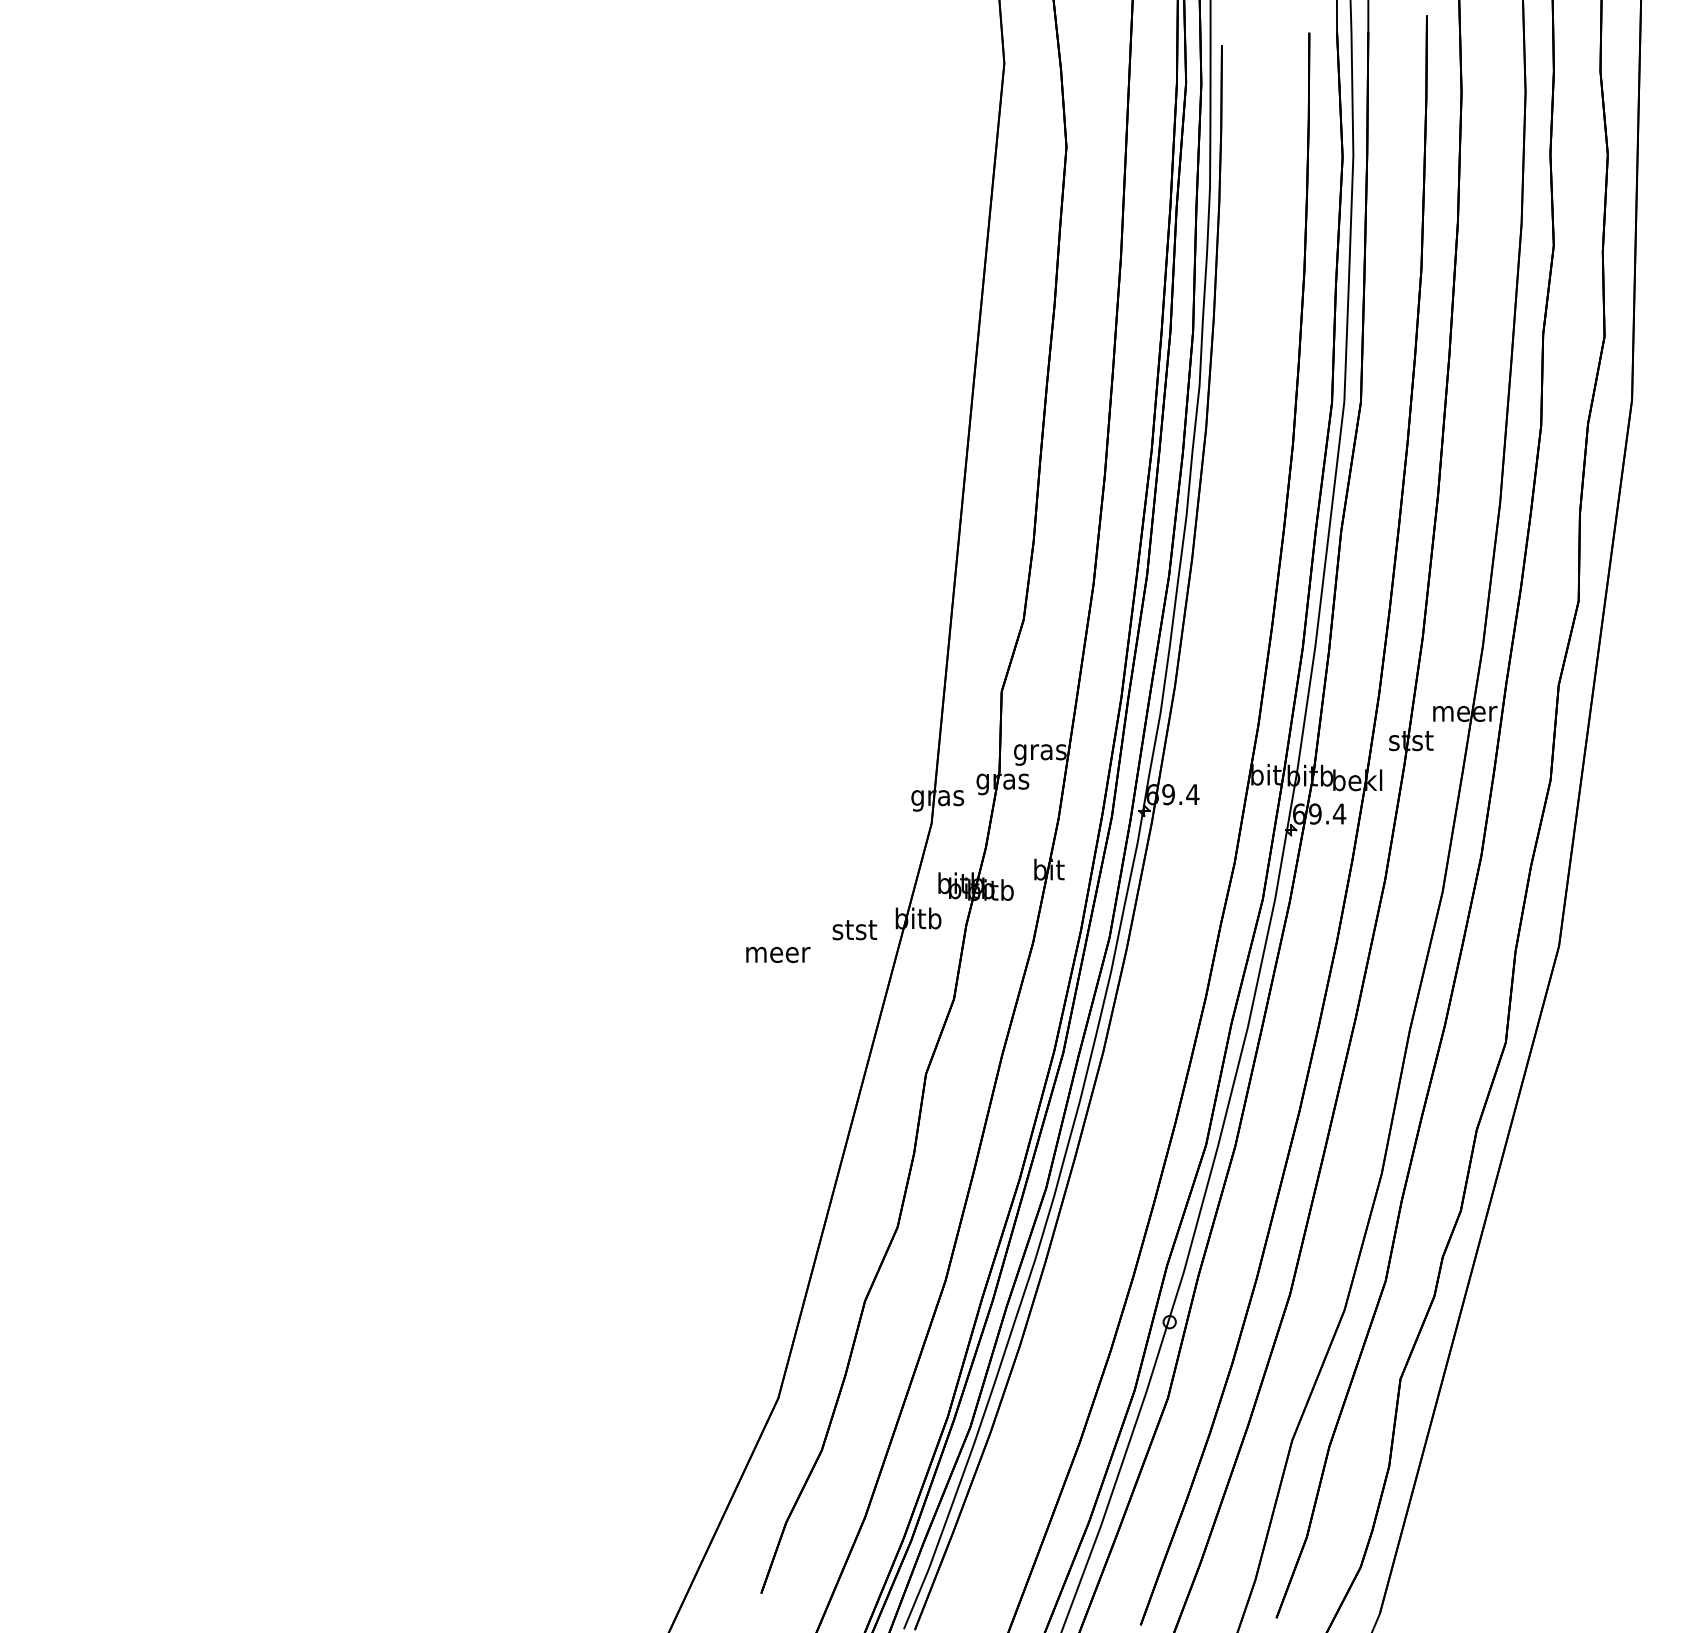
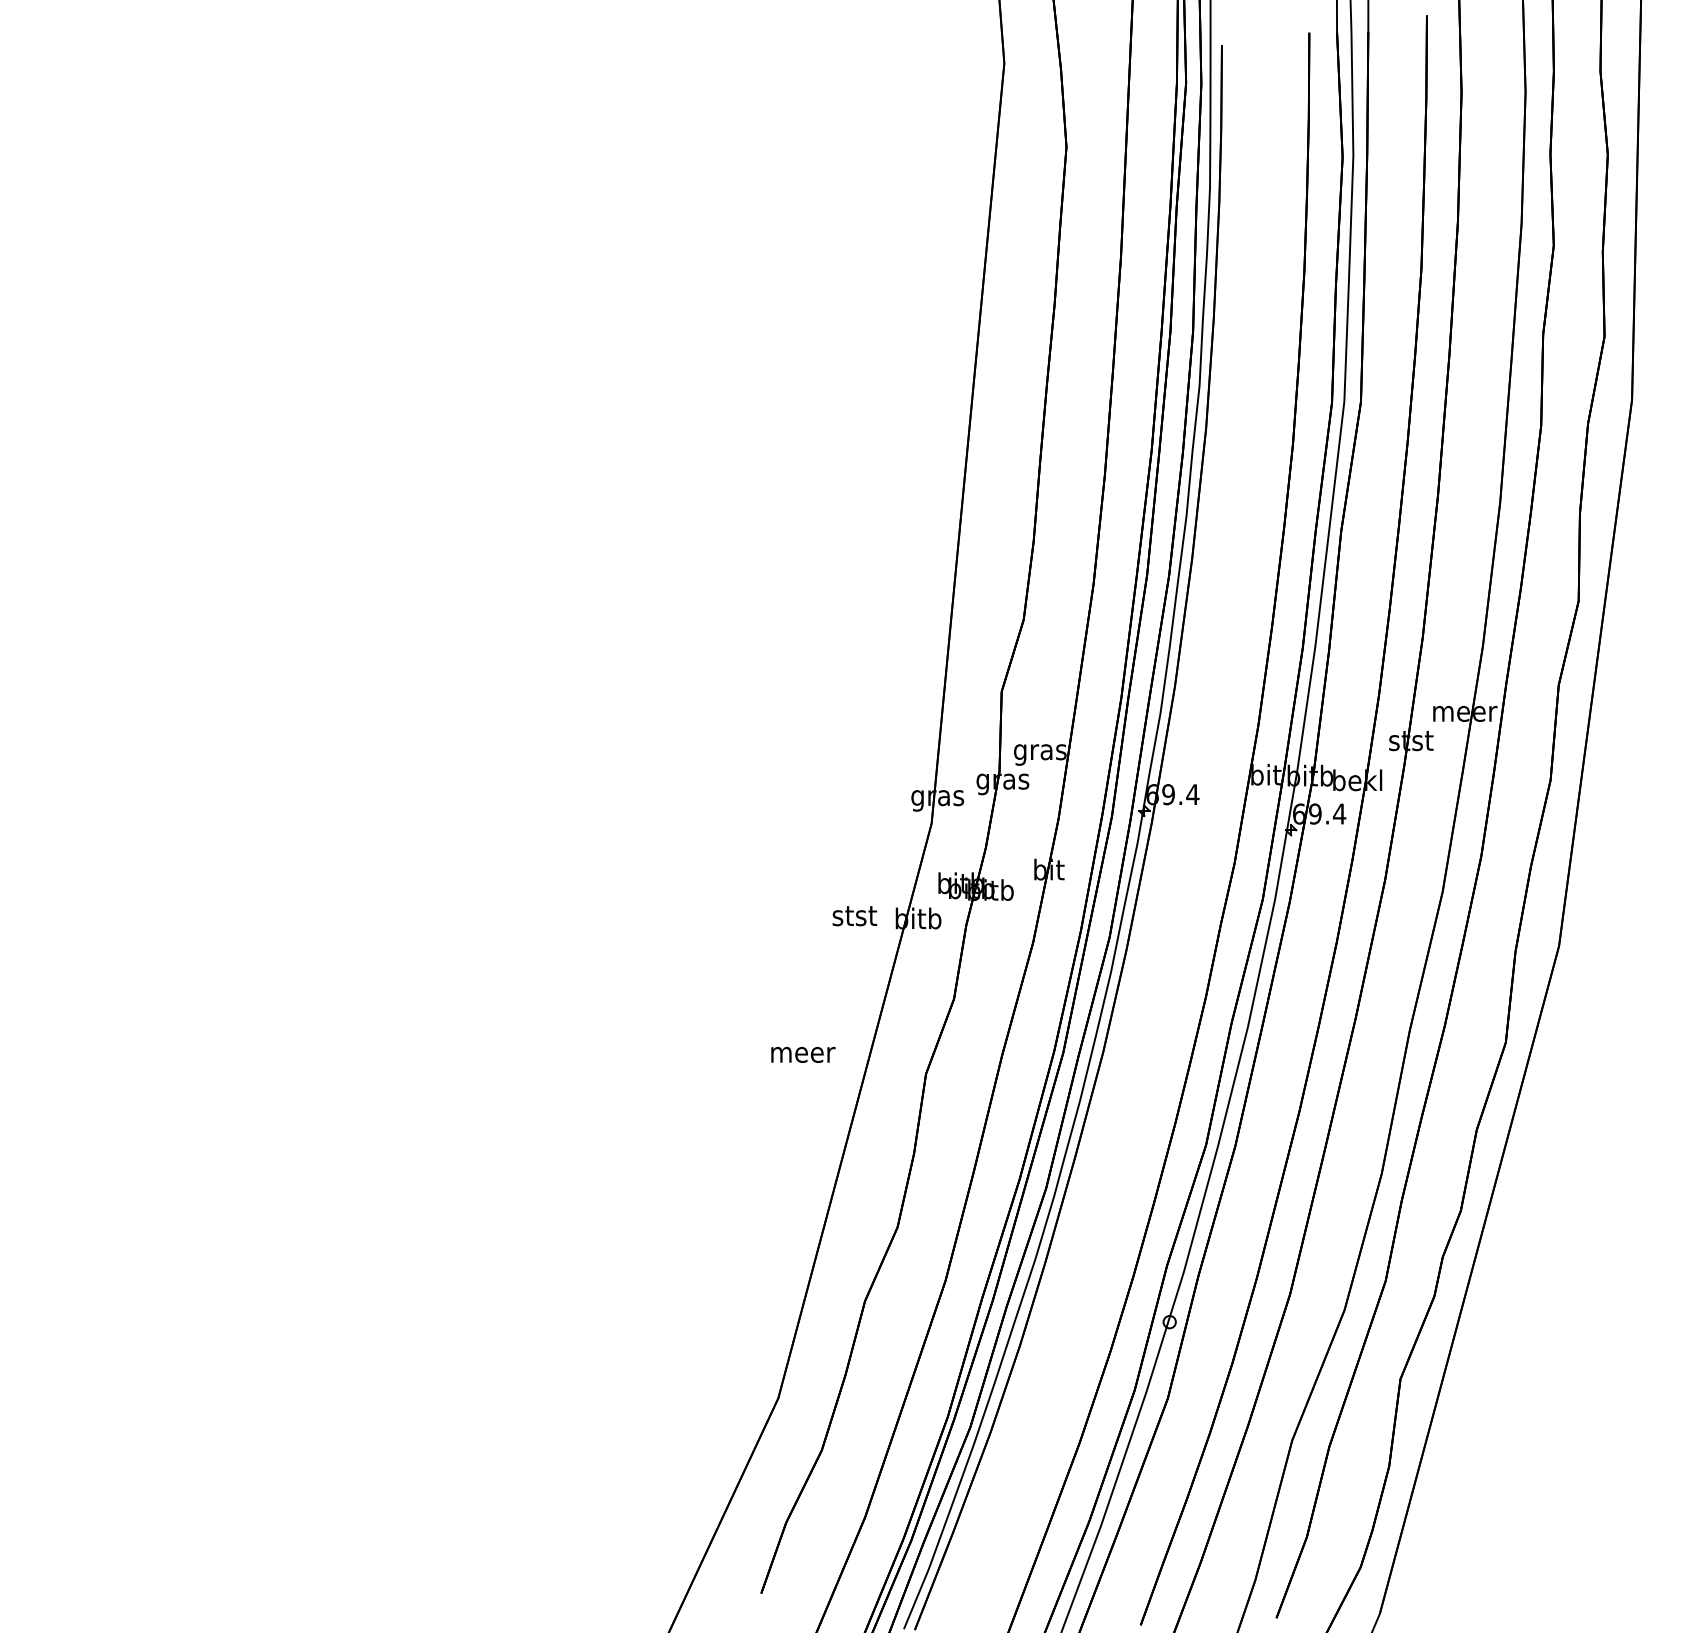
text position: (854, 930) -> (854, 916) (854, 916)
text position: (778, 954) -> (803, 1054) (803, 1054)
